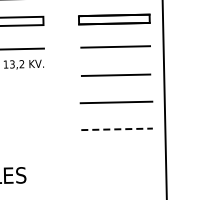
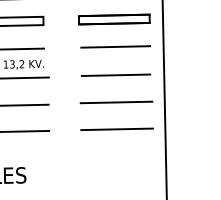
line: none -> present (25, 77)
line: none -> present (25, 104)
line: dashed -> solid (117, 129)
line: none -> present (25, 130)
